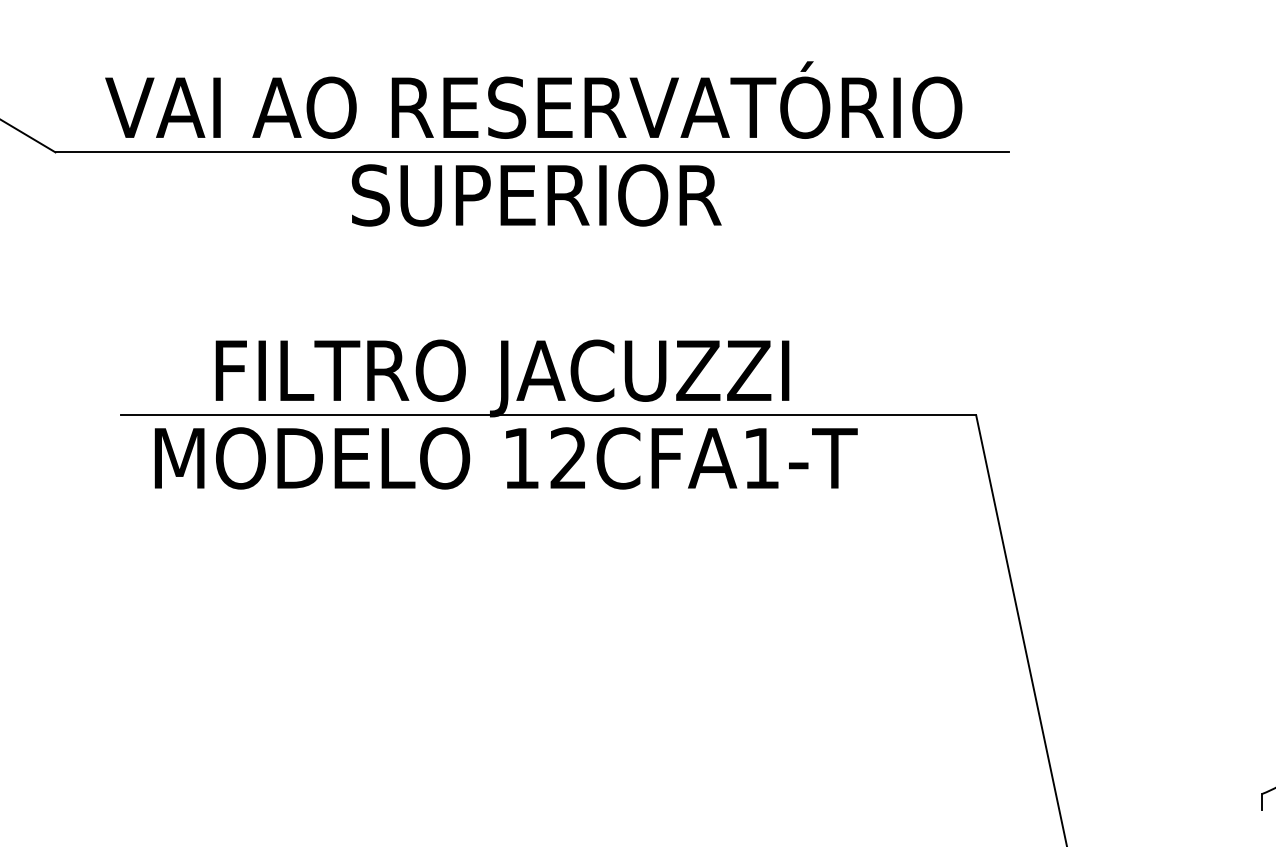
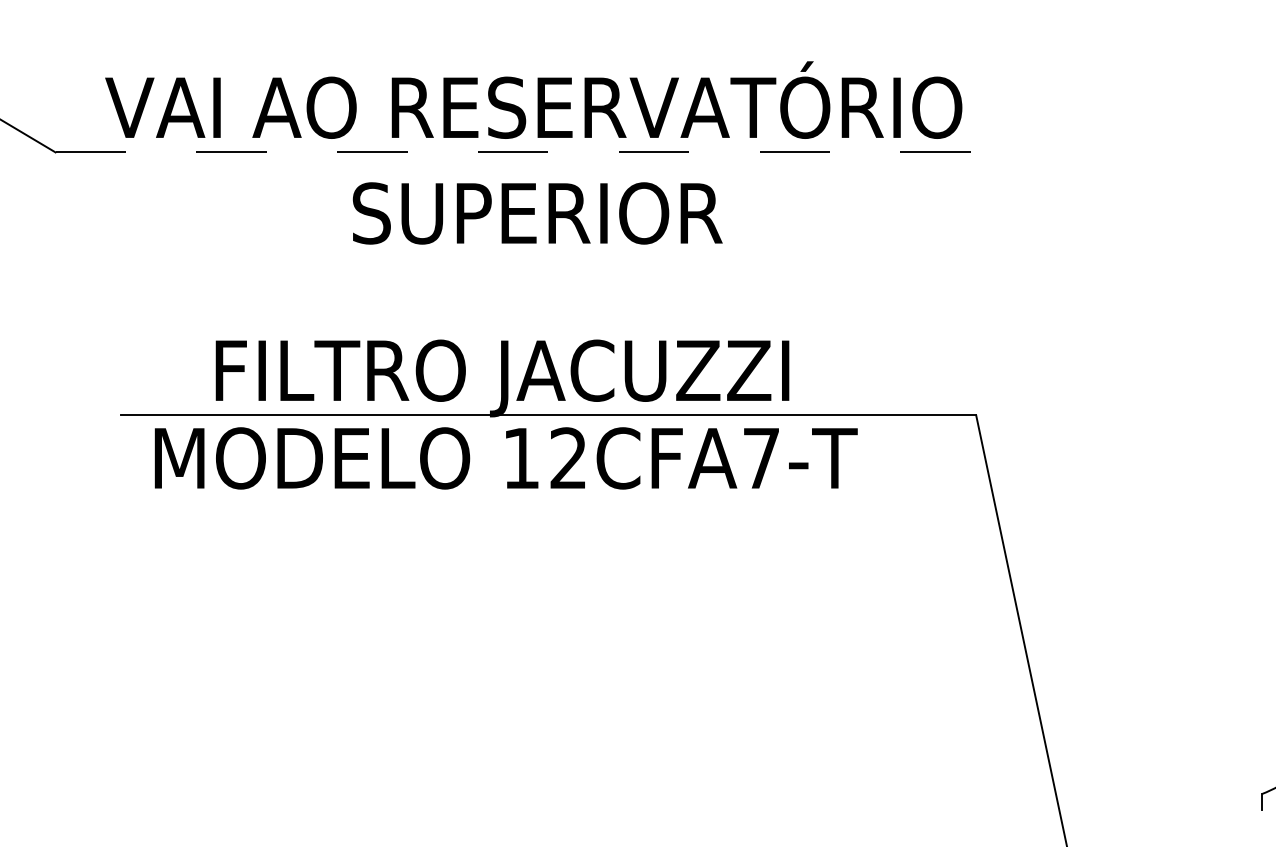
line: solid -> dashed (532, 152)
text position: (536, 195) -> (537, 213) (537, 213)
text: 12CFA1-T -> 12CFA7-T (761, 458)
